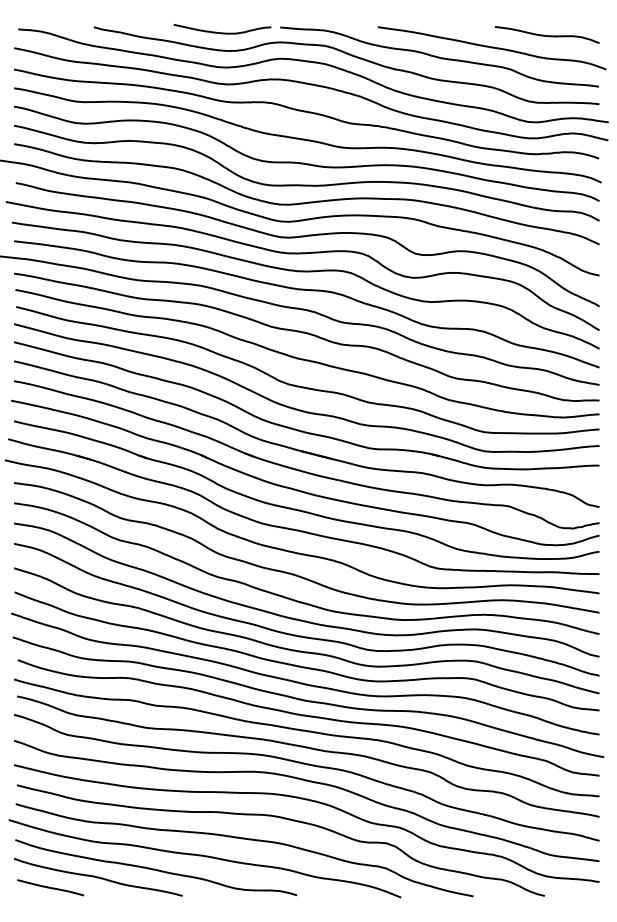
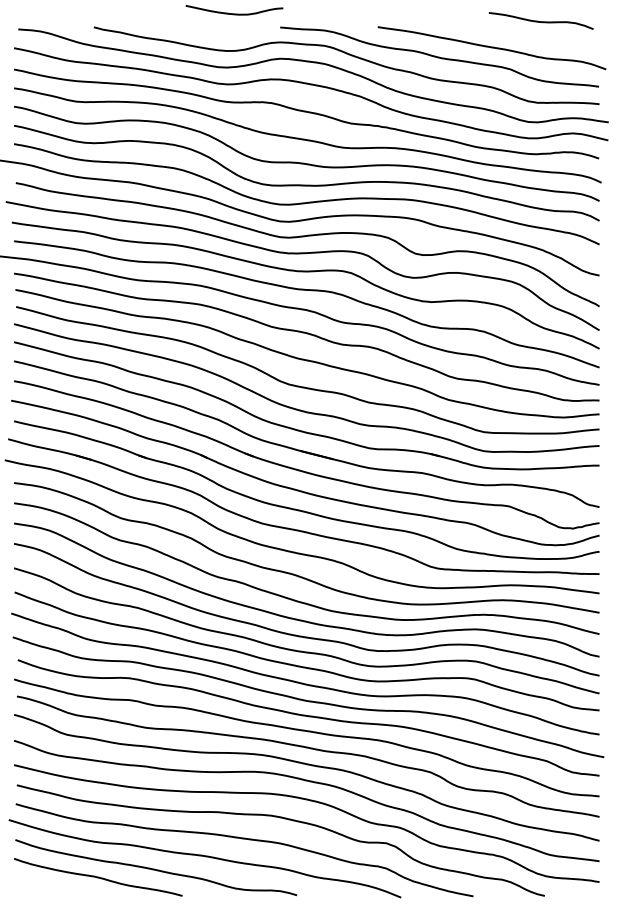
curve position: (222, 32) -> (234, 13) (234, 13)
curve position: (546, 35) -> (540, 21) (540, 21)
line: present -> none (50, 887)
